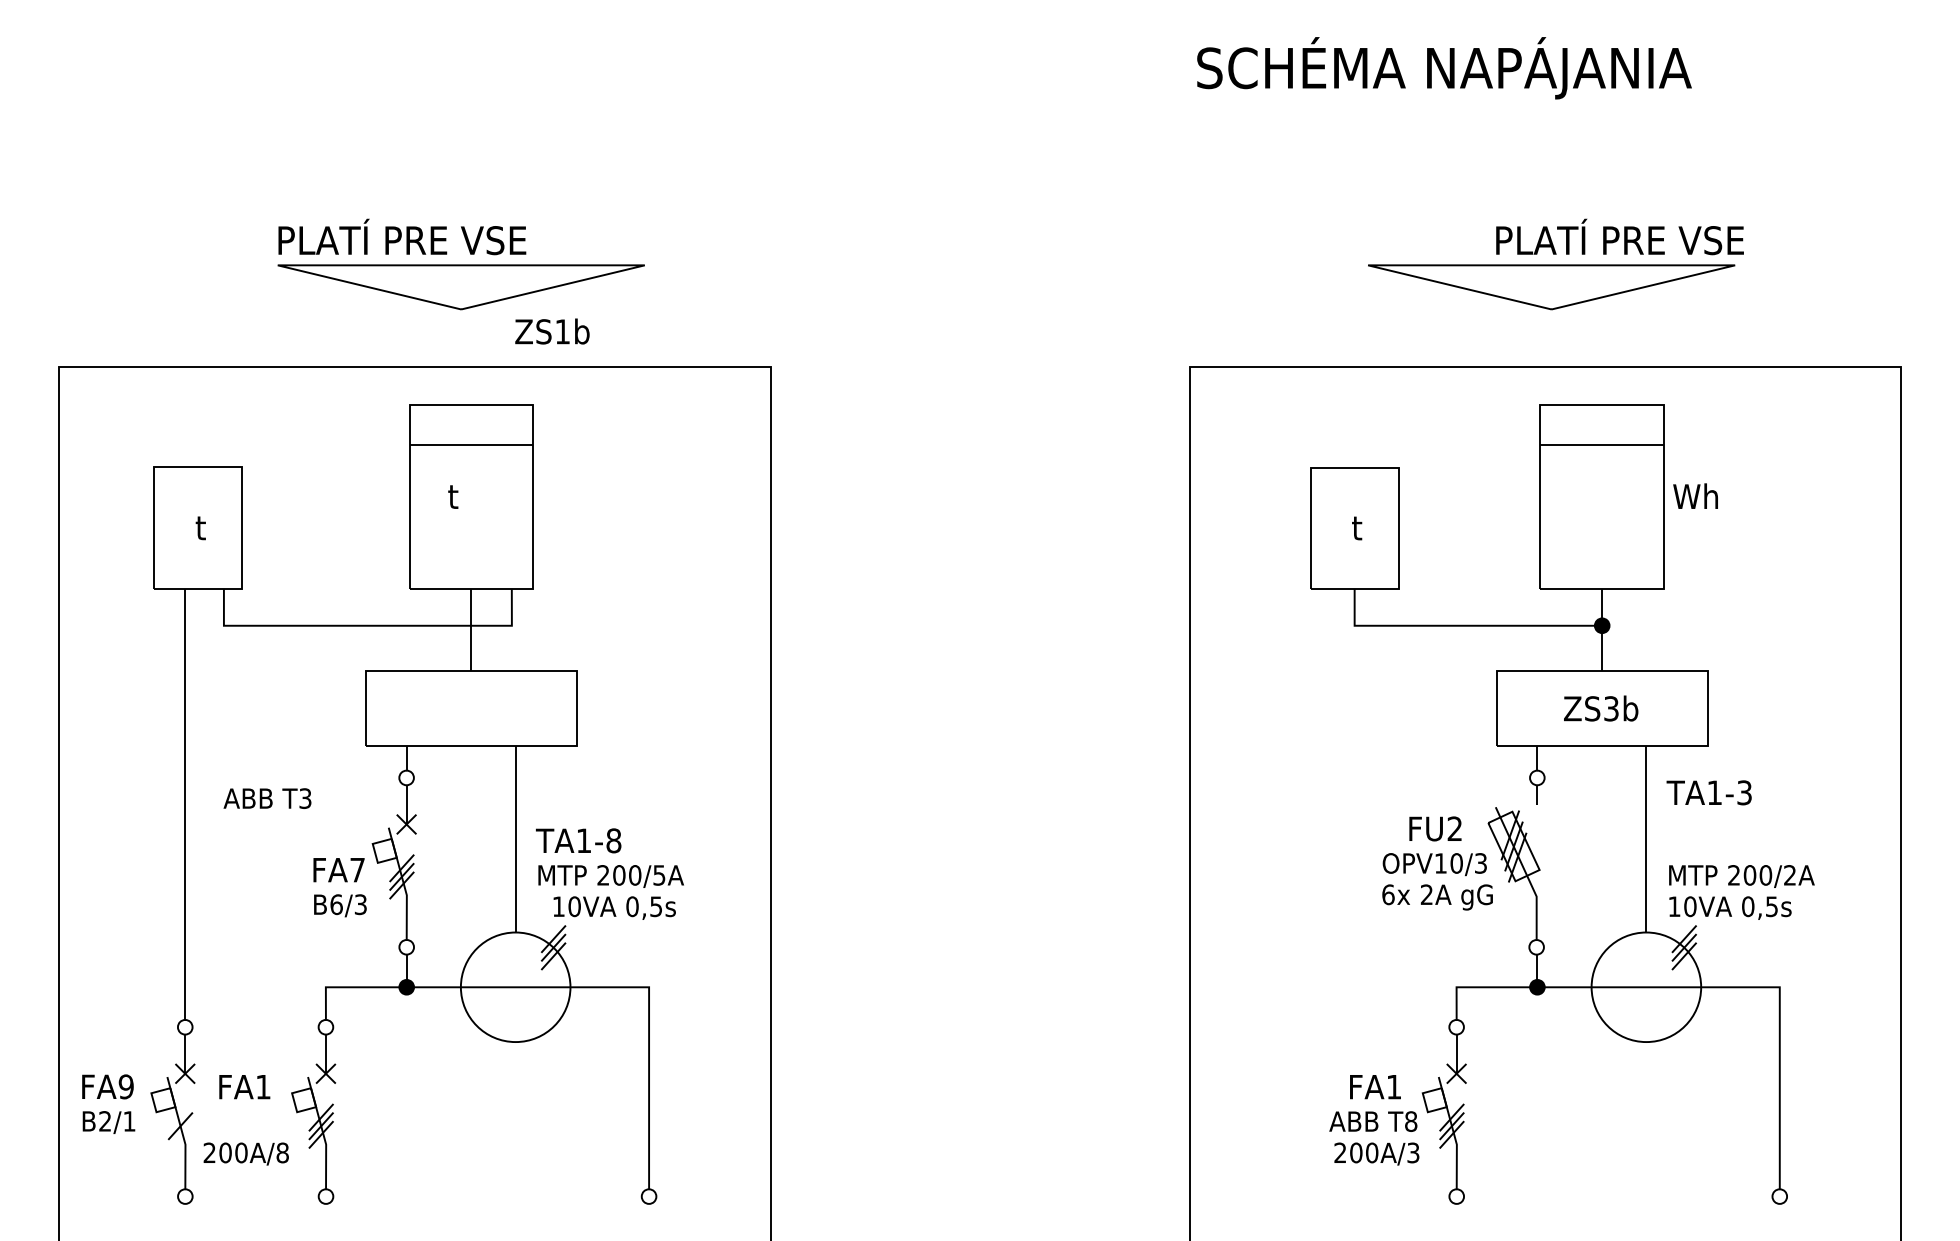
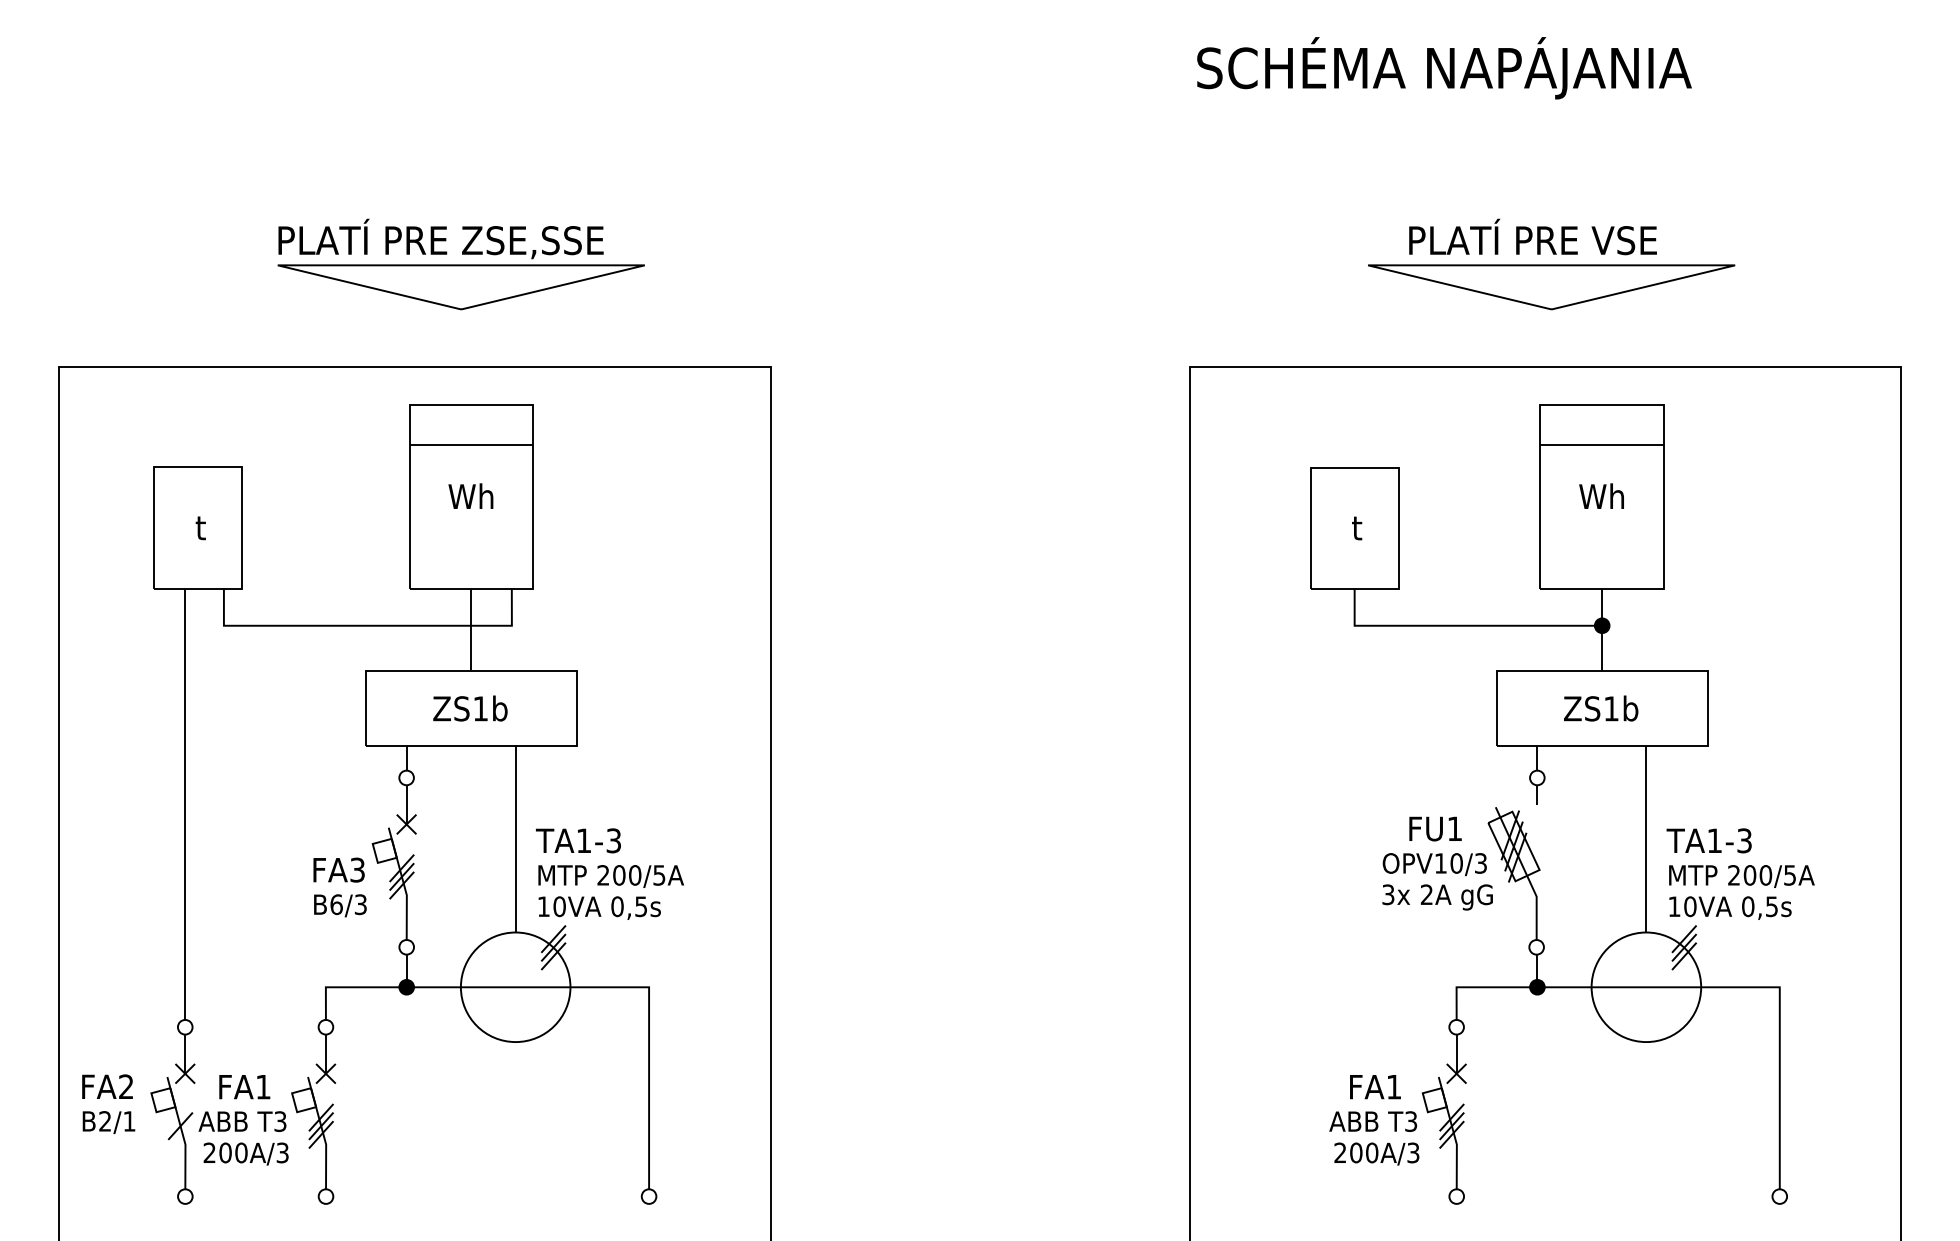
text position: (1619, 236) -> (1532, 236) (1532, 236)
text: PLATÍ PRE VSE -> PLATÍ PRE ZSE,SSE (531, 242)
text position: (552, 331) -> (470, 708) (470, 708)
text: t -> Wh (470, 495)
text position: (1695, 495) -> (1601, 495) (1601, 495)
text: ZS3b -> ZS1b (1611, 708)
text position: (1708, 792) -> (1708, 840) (1708, 840)
text position: (267, 798) -> (242, 1121) (242, 1121)
text: FU2 -> FU1 (1454, 828)
text: TA1-8 -> TA1-3 (613, 840)
text: FA7 -> FA3 (357, 869)
text: 200/2A -> 200/5A (1789, 875)
text: 6x -> 3x (1388, 894)
text position: (614, 907) -> (599, 907) (599, 907)
text: FA9 -> FA2 (125, 1086)
text: T8 -> T3 (1411, 1121)
text: 200A/8 -> 200A/3 (282, 1152)
